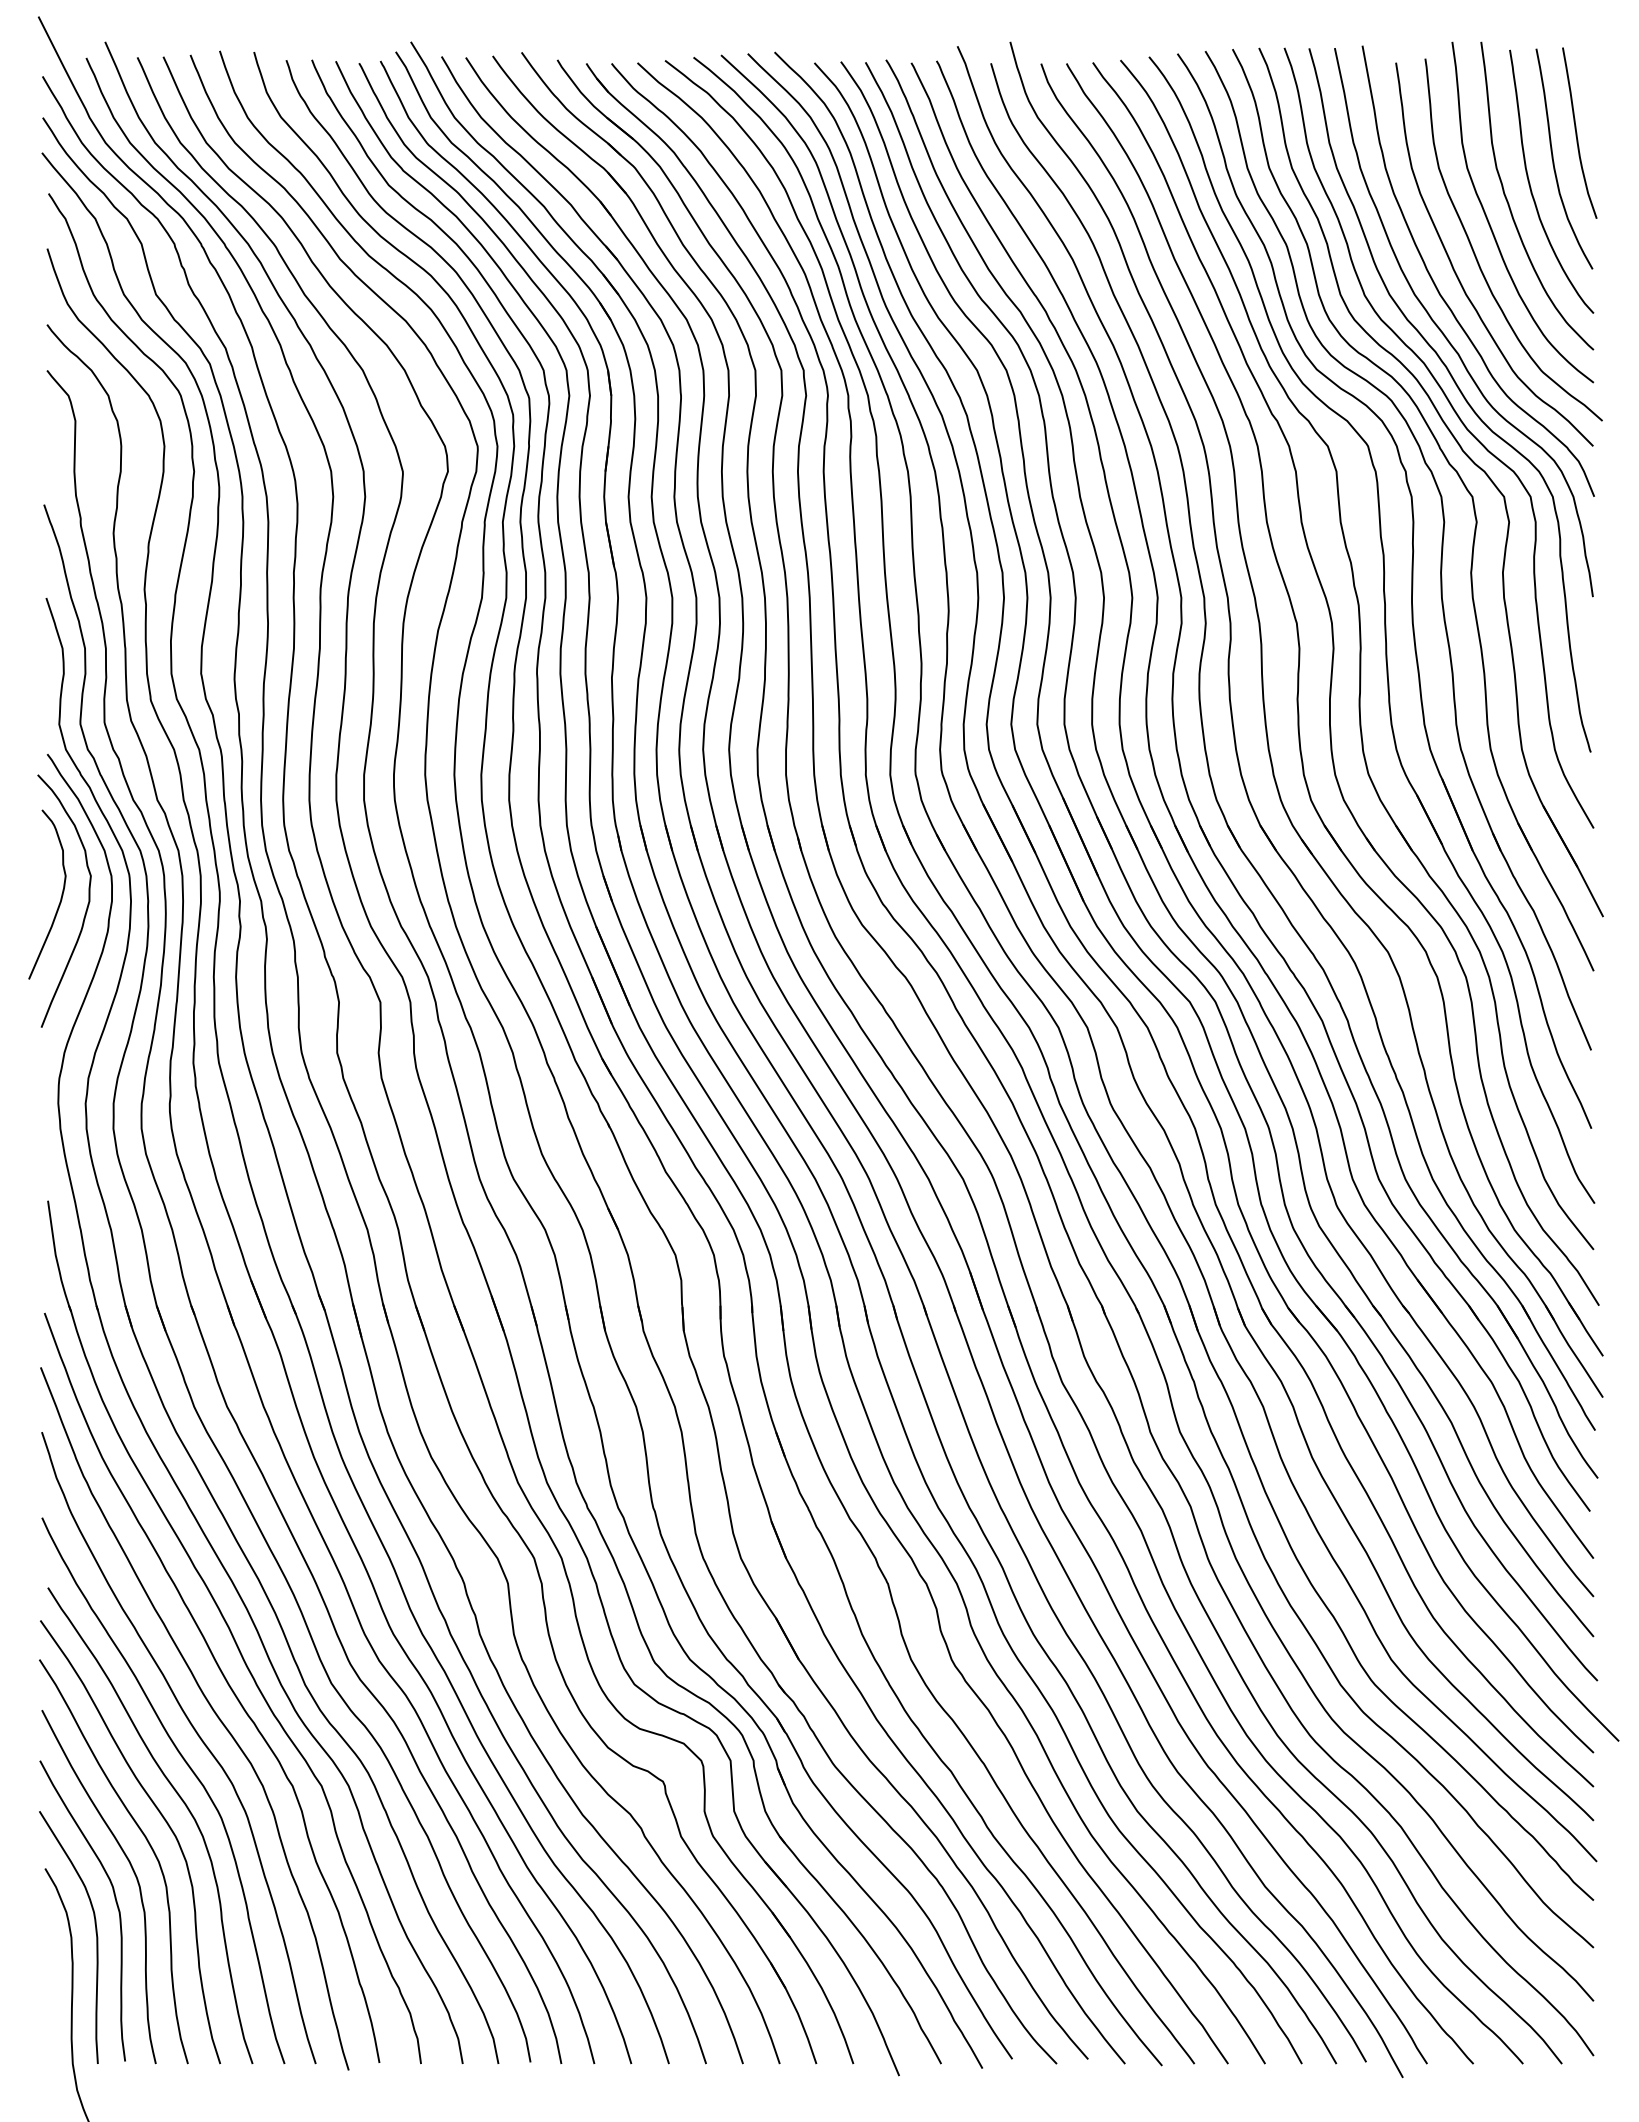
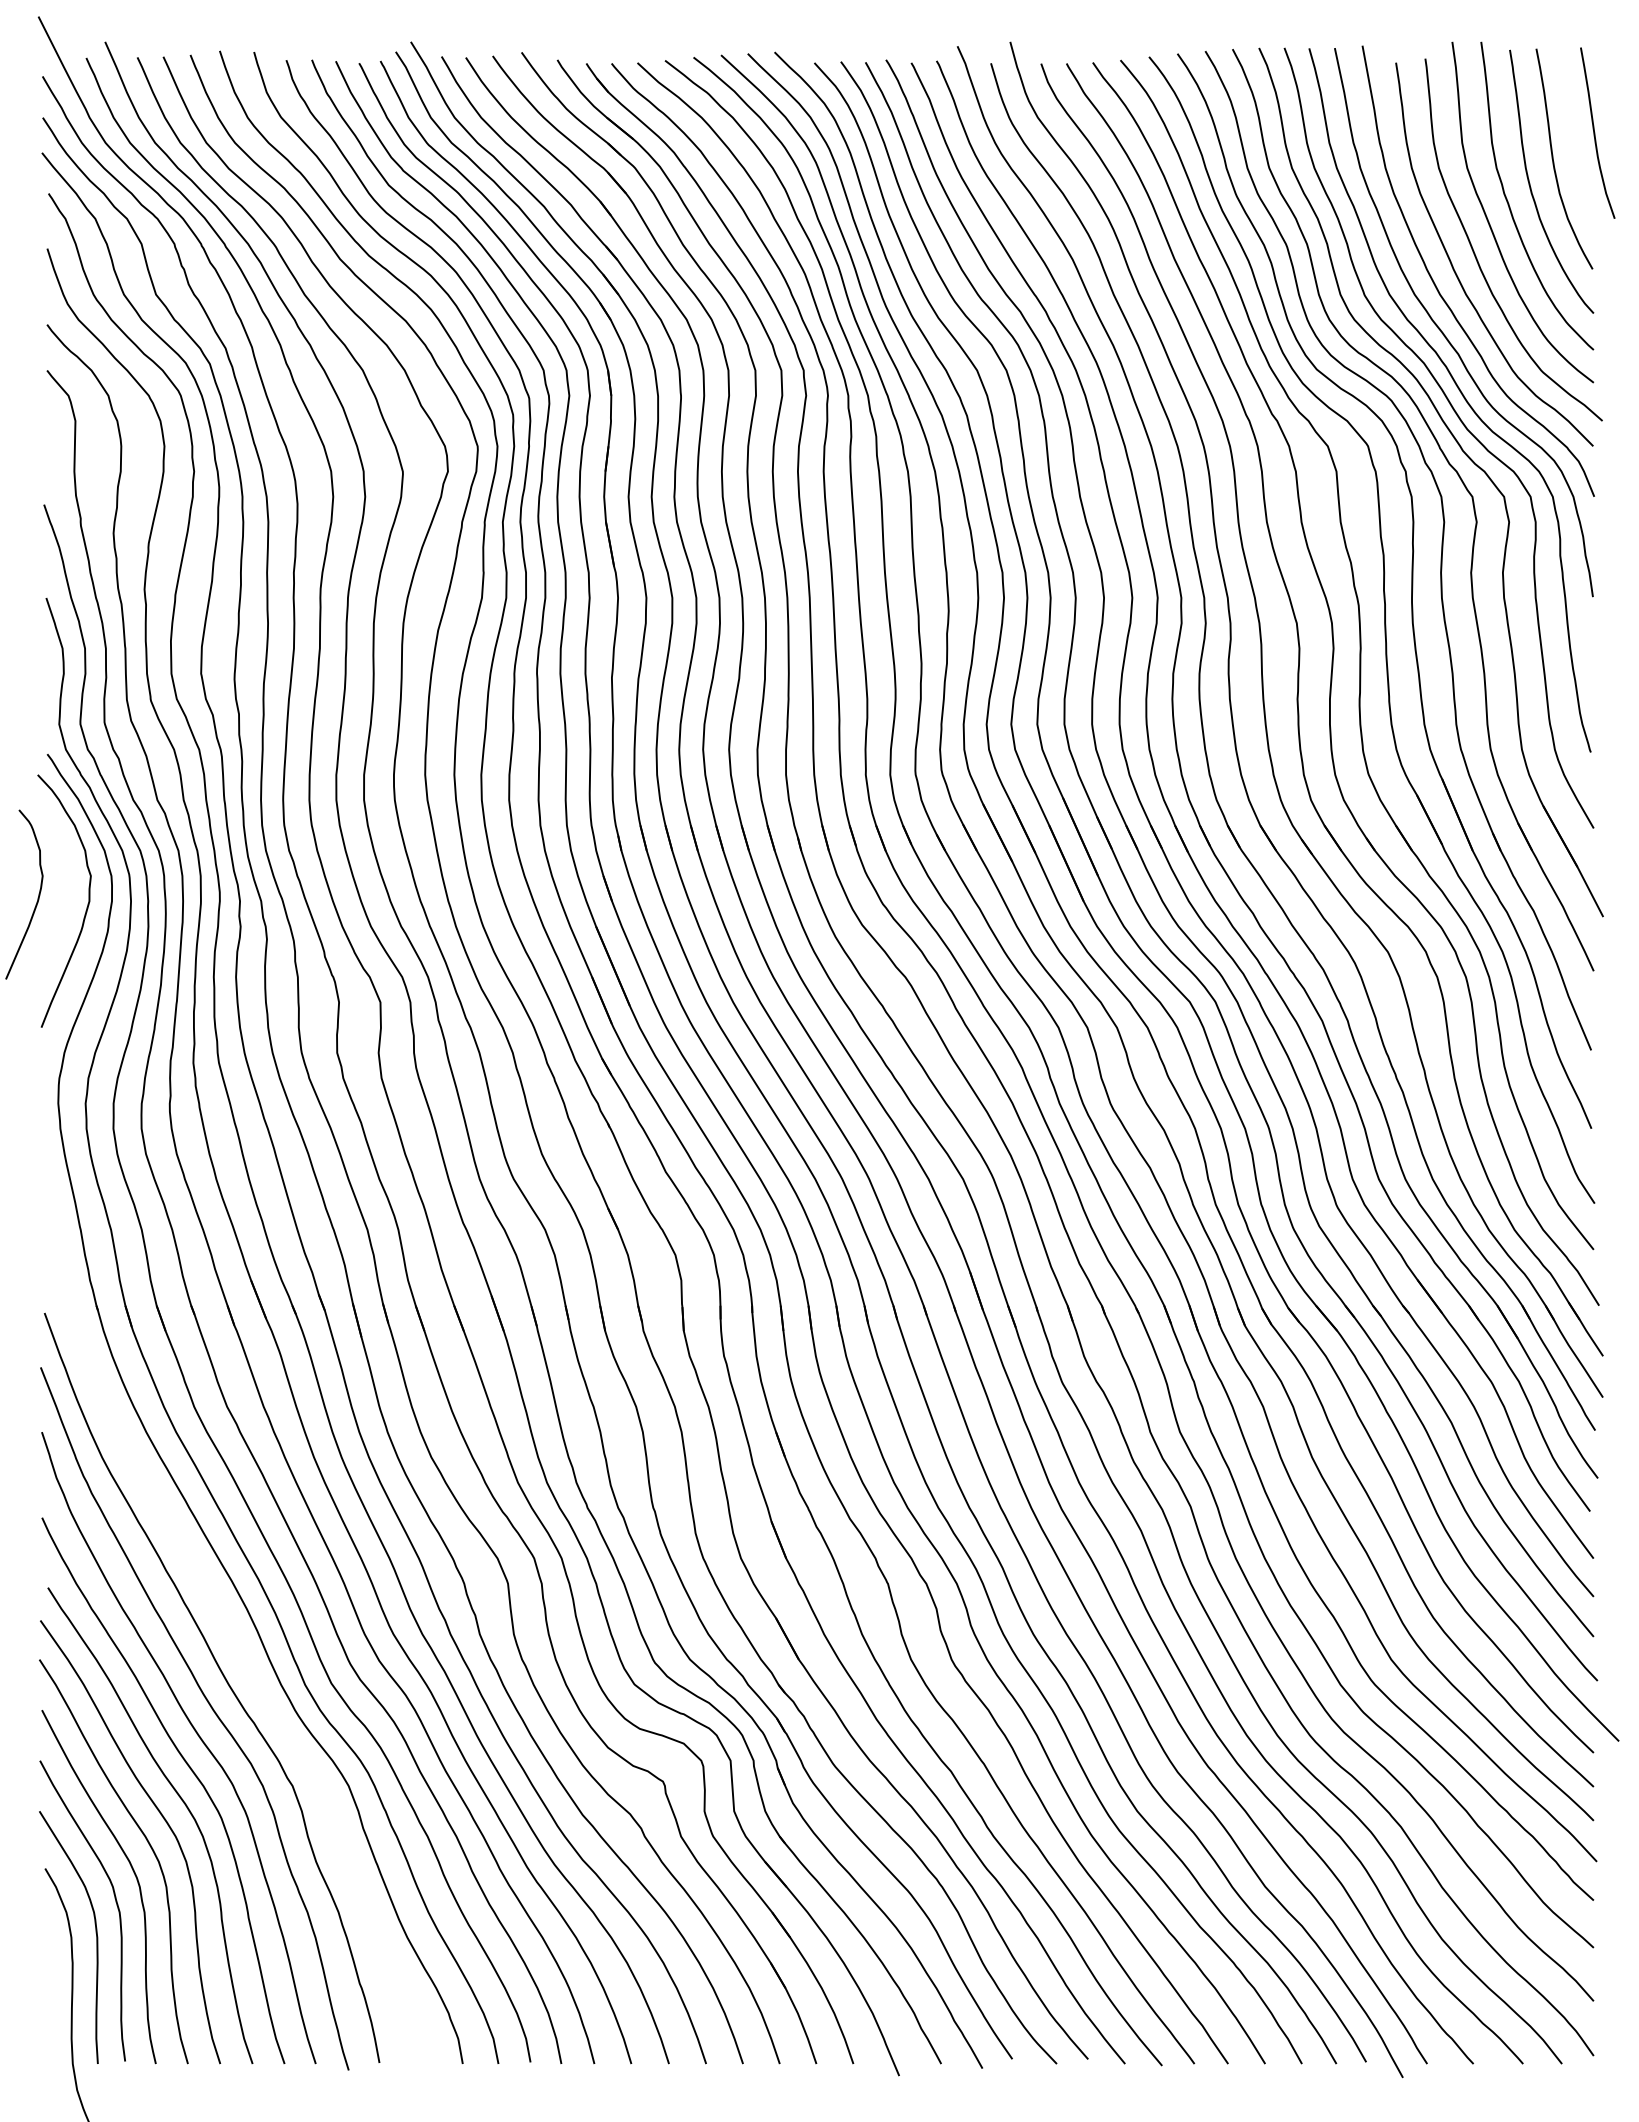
curve position: (1577, 132) -> (1595, 132) (1595, 132)
curve position: (60, 897) -> (37, 897) (37, 897)
part: present -> none (234, 1631)
